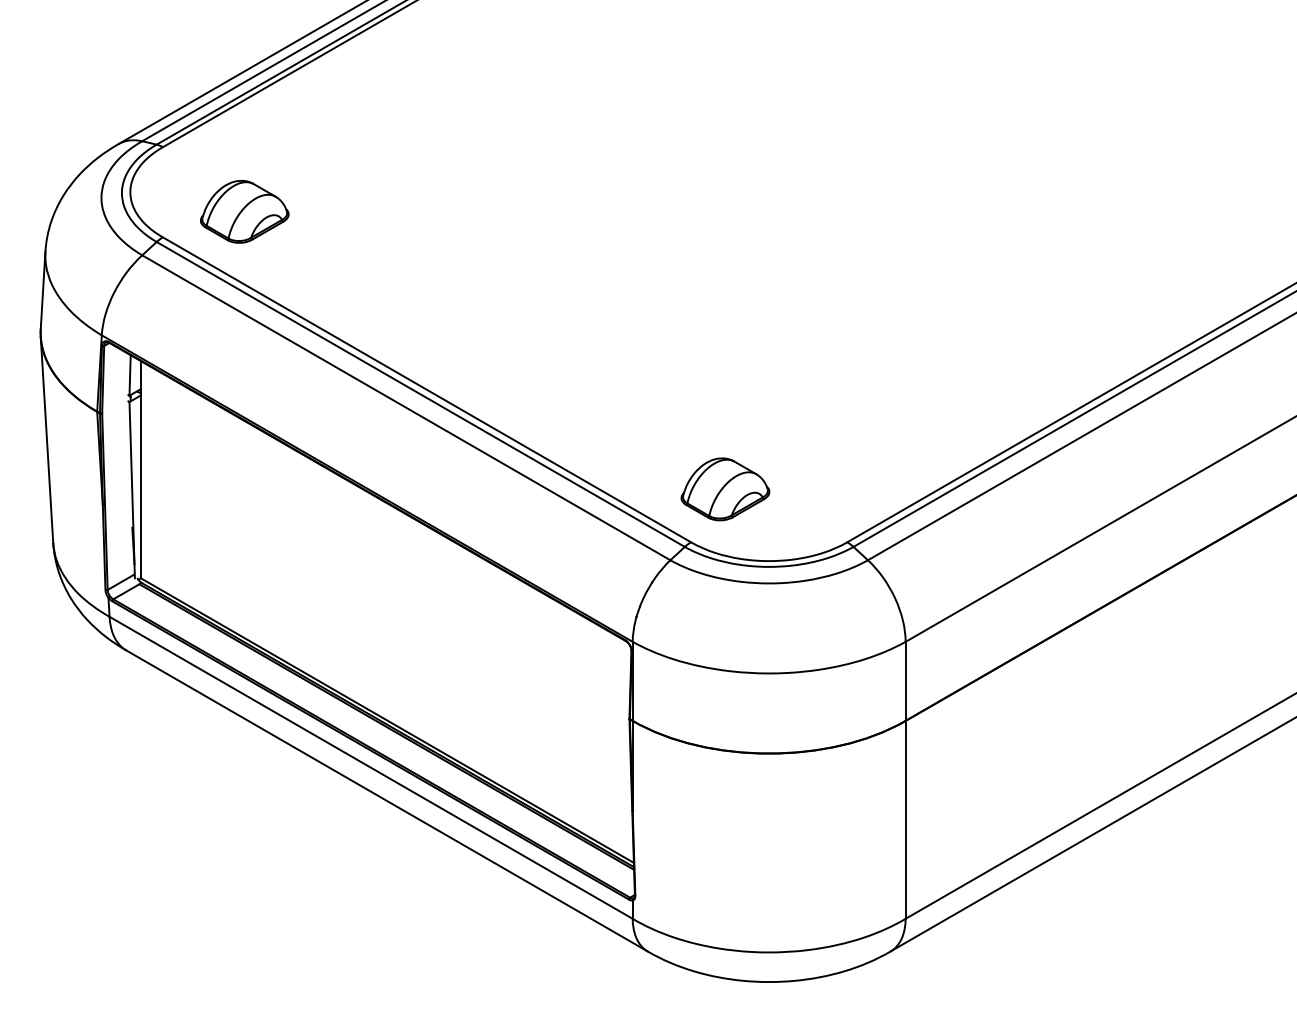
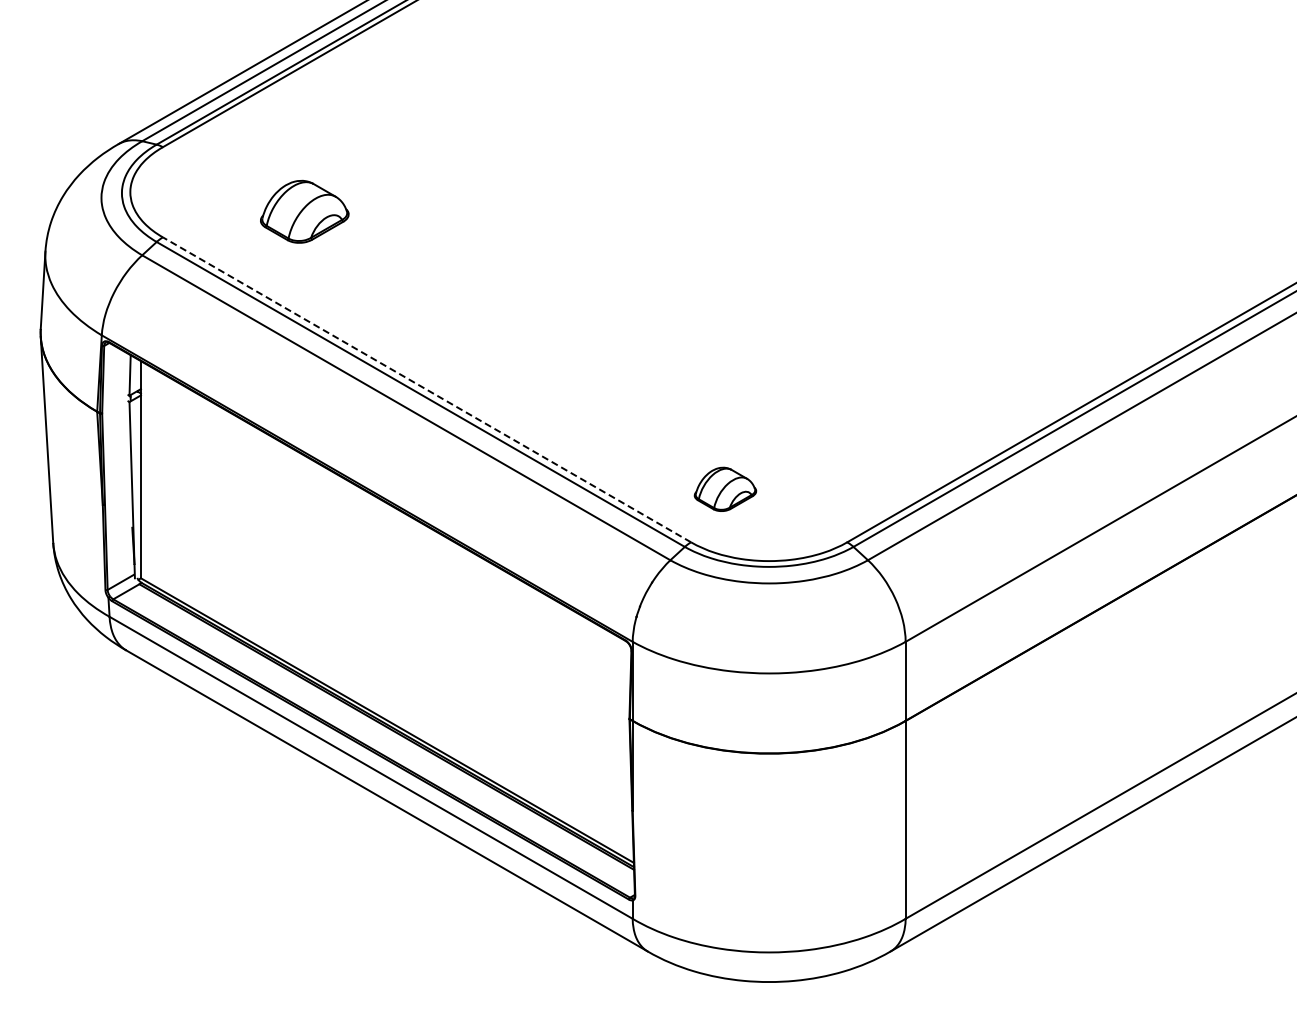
part position: (244, 211) -> (304, 211) (304, 211)
line: solid -> dashed (427, 389)
part size: 91x65 px -> 65x46 px (725, 488)
